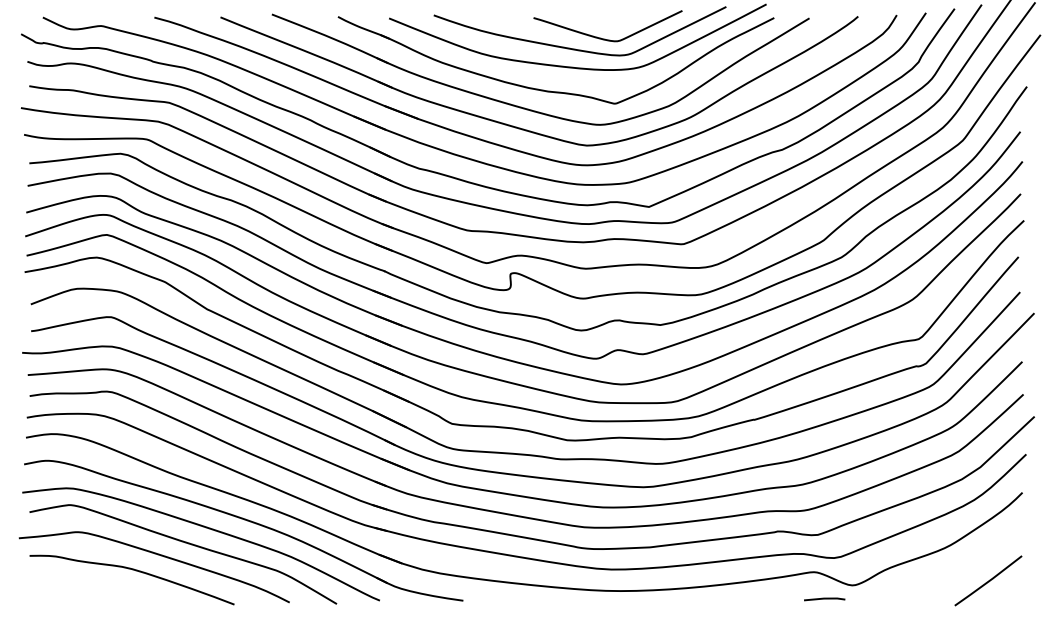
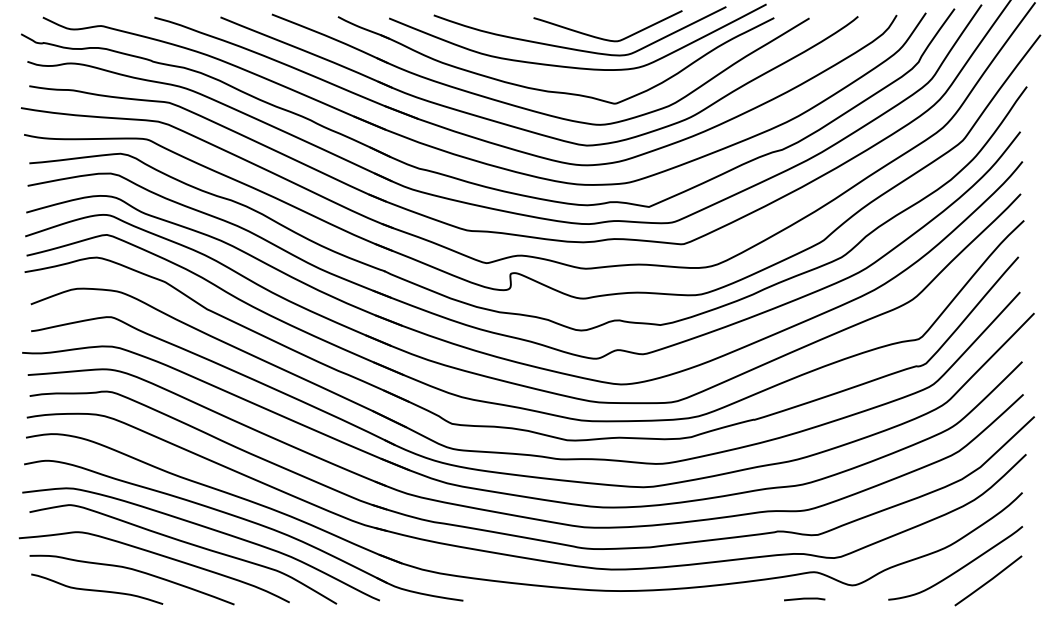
curve: none -> present (957, 569)
curve: none -> present (97, 589)
line position: (824, 599) -> (804, 599) (804, 599)
